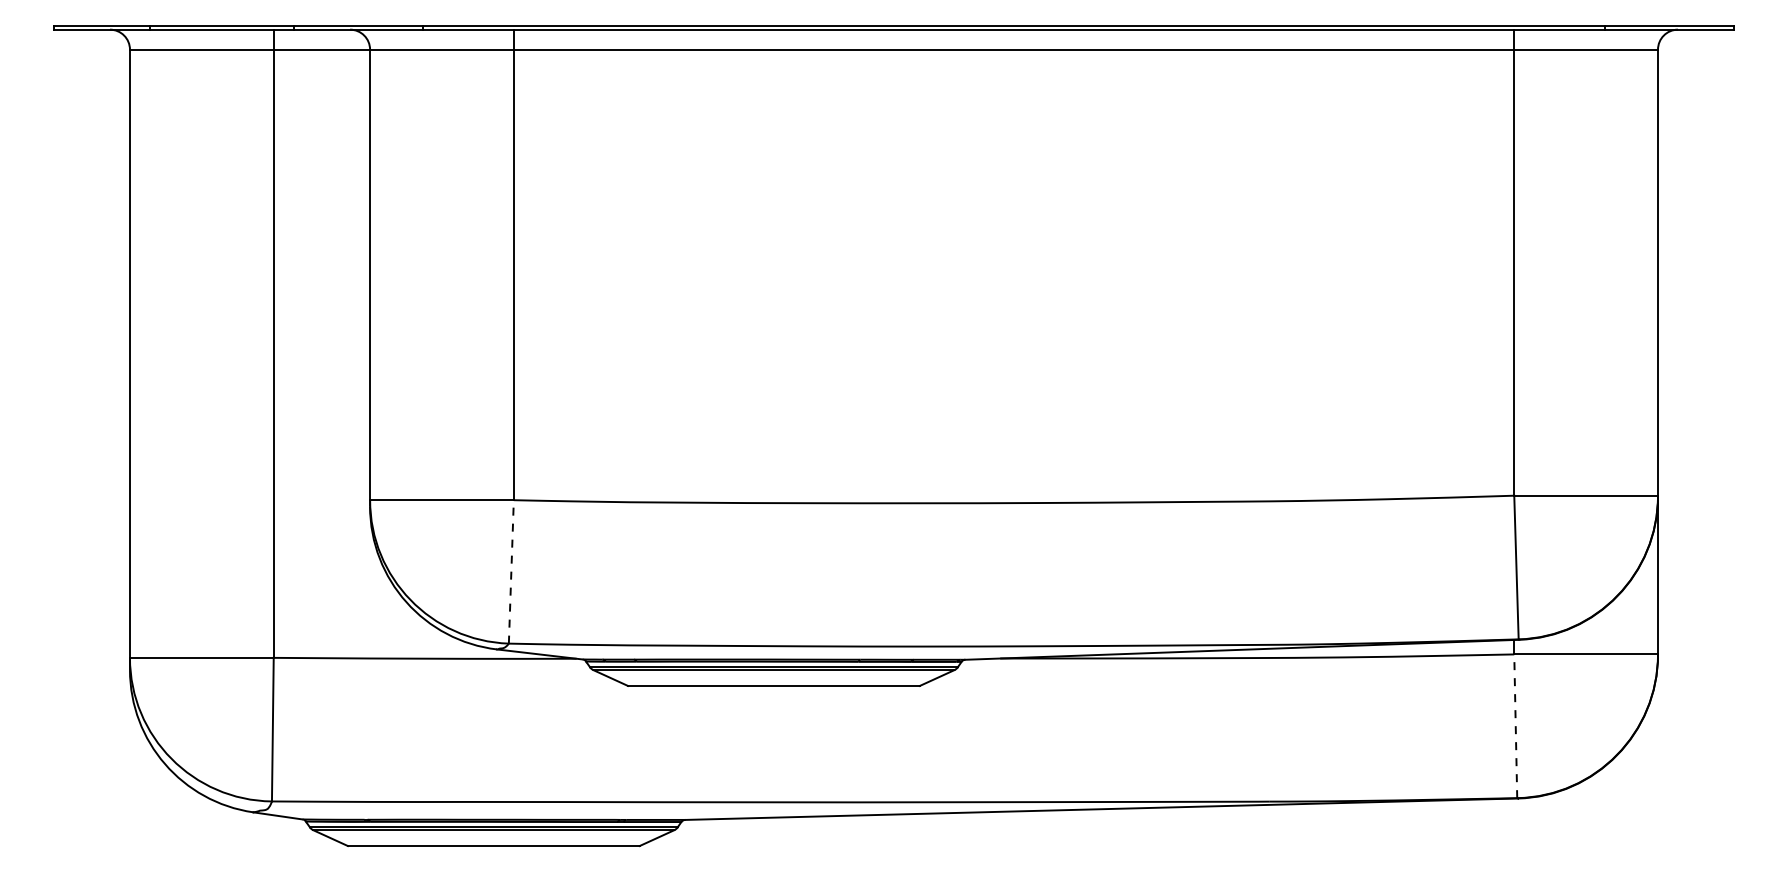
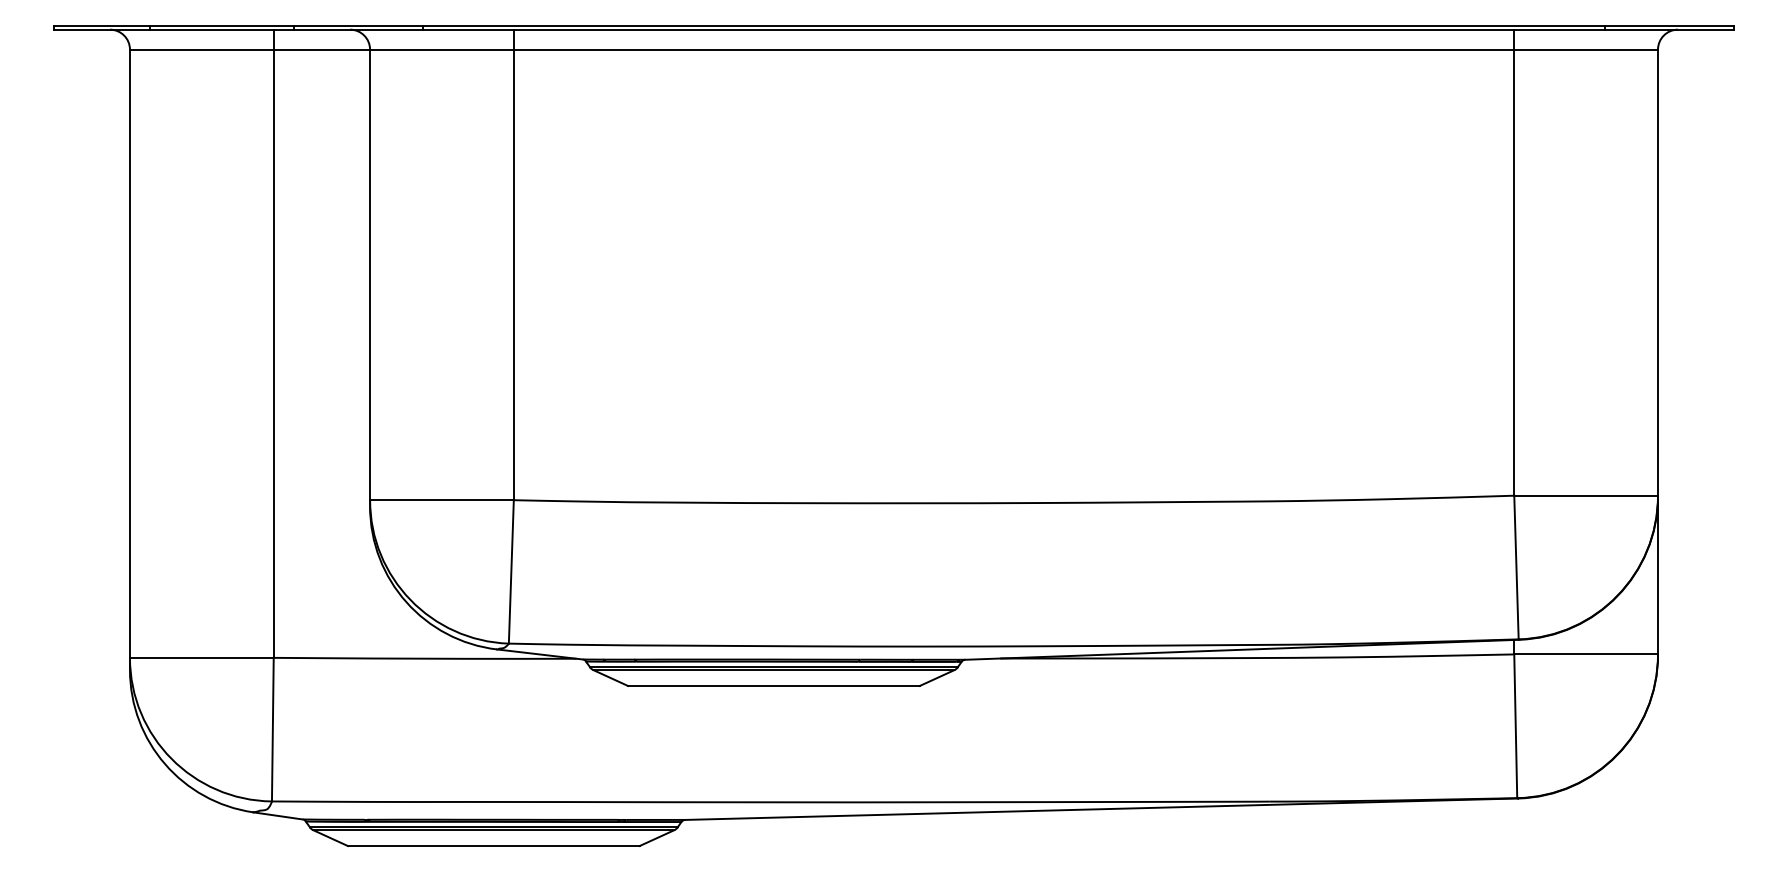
line: dashed -> solid (511, 571)
line: dashed -> solid (1515, 726)
